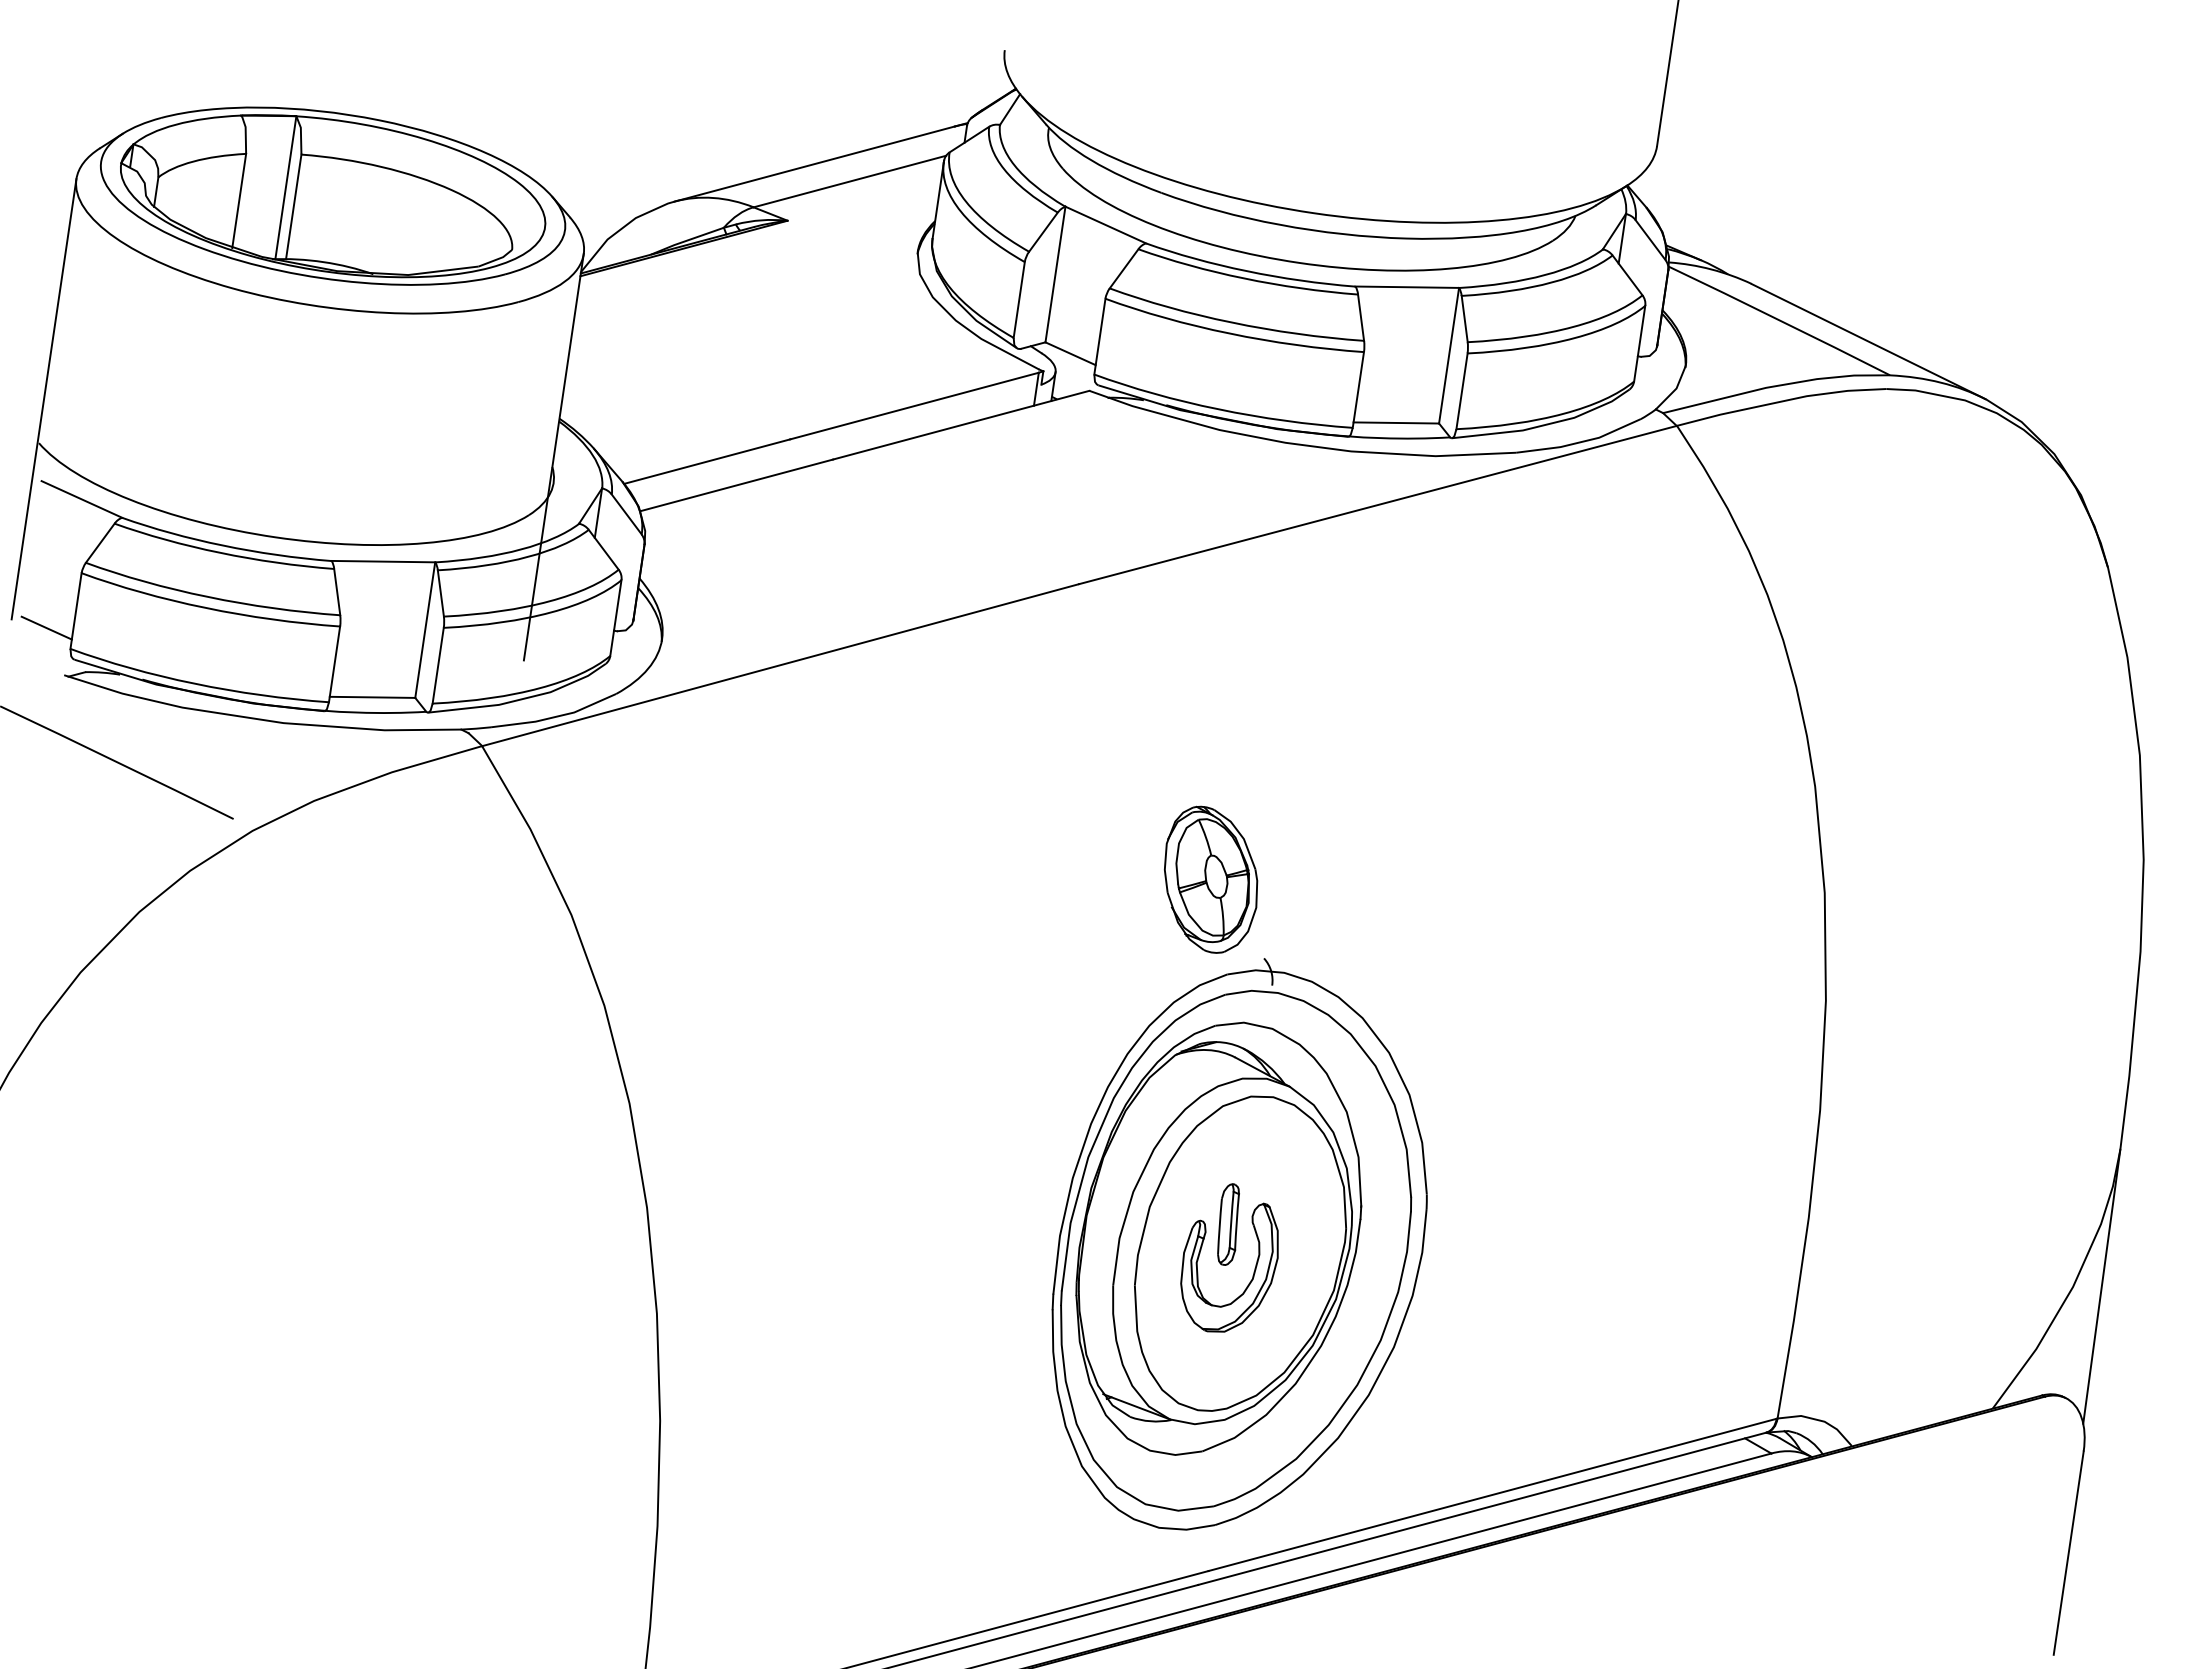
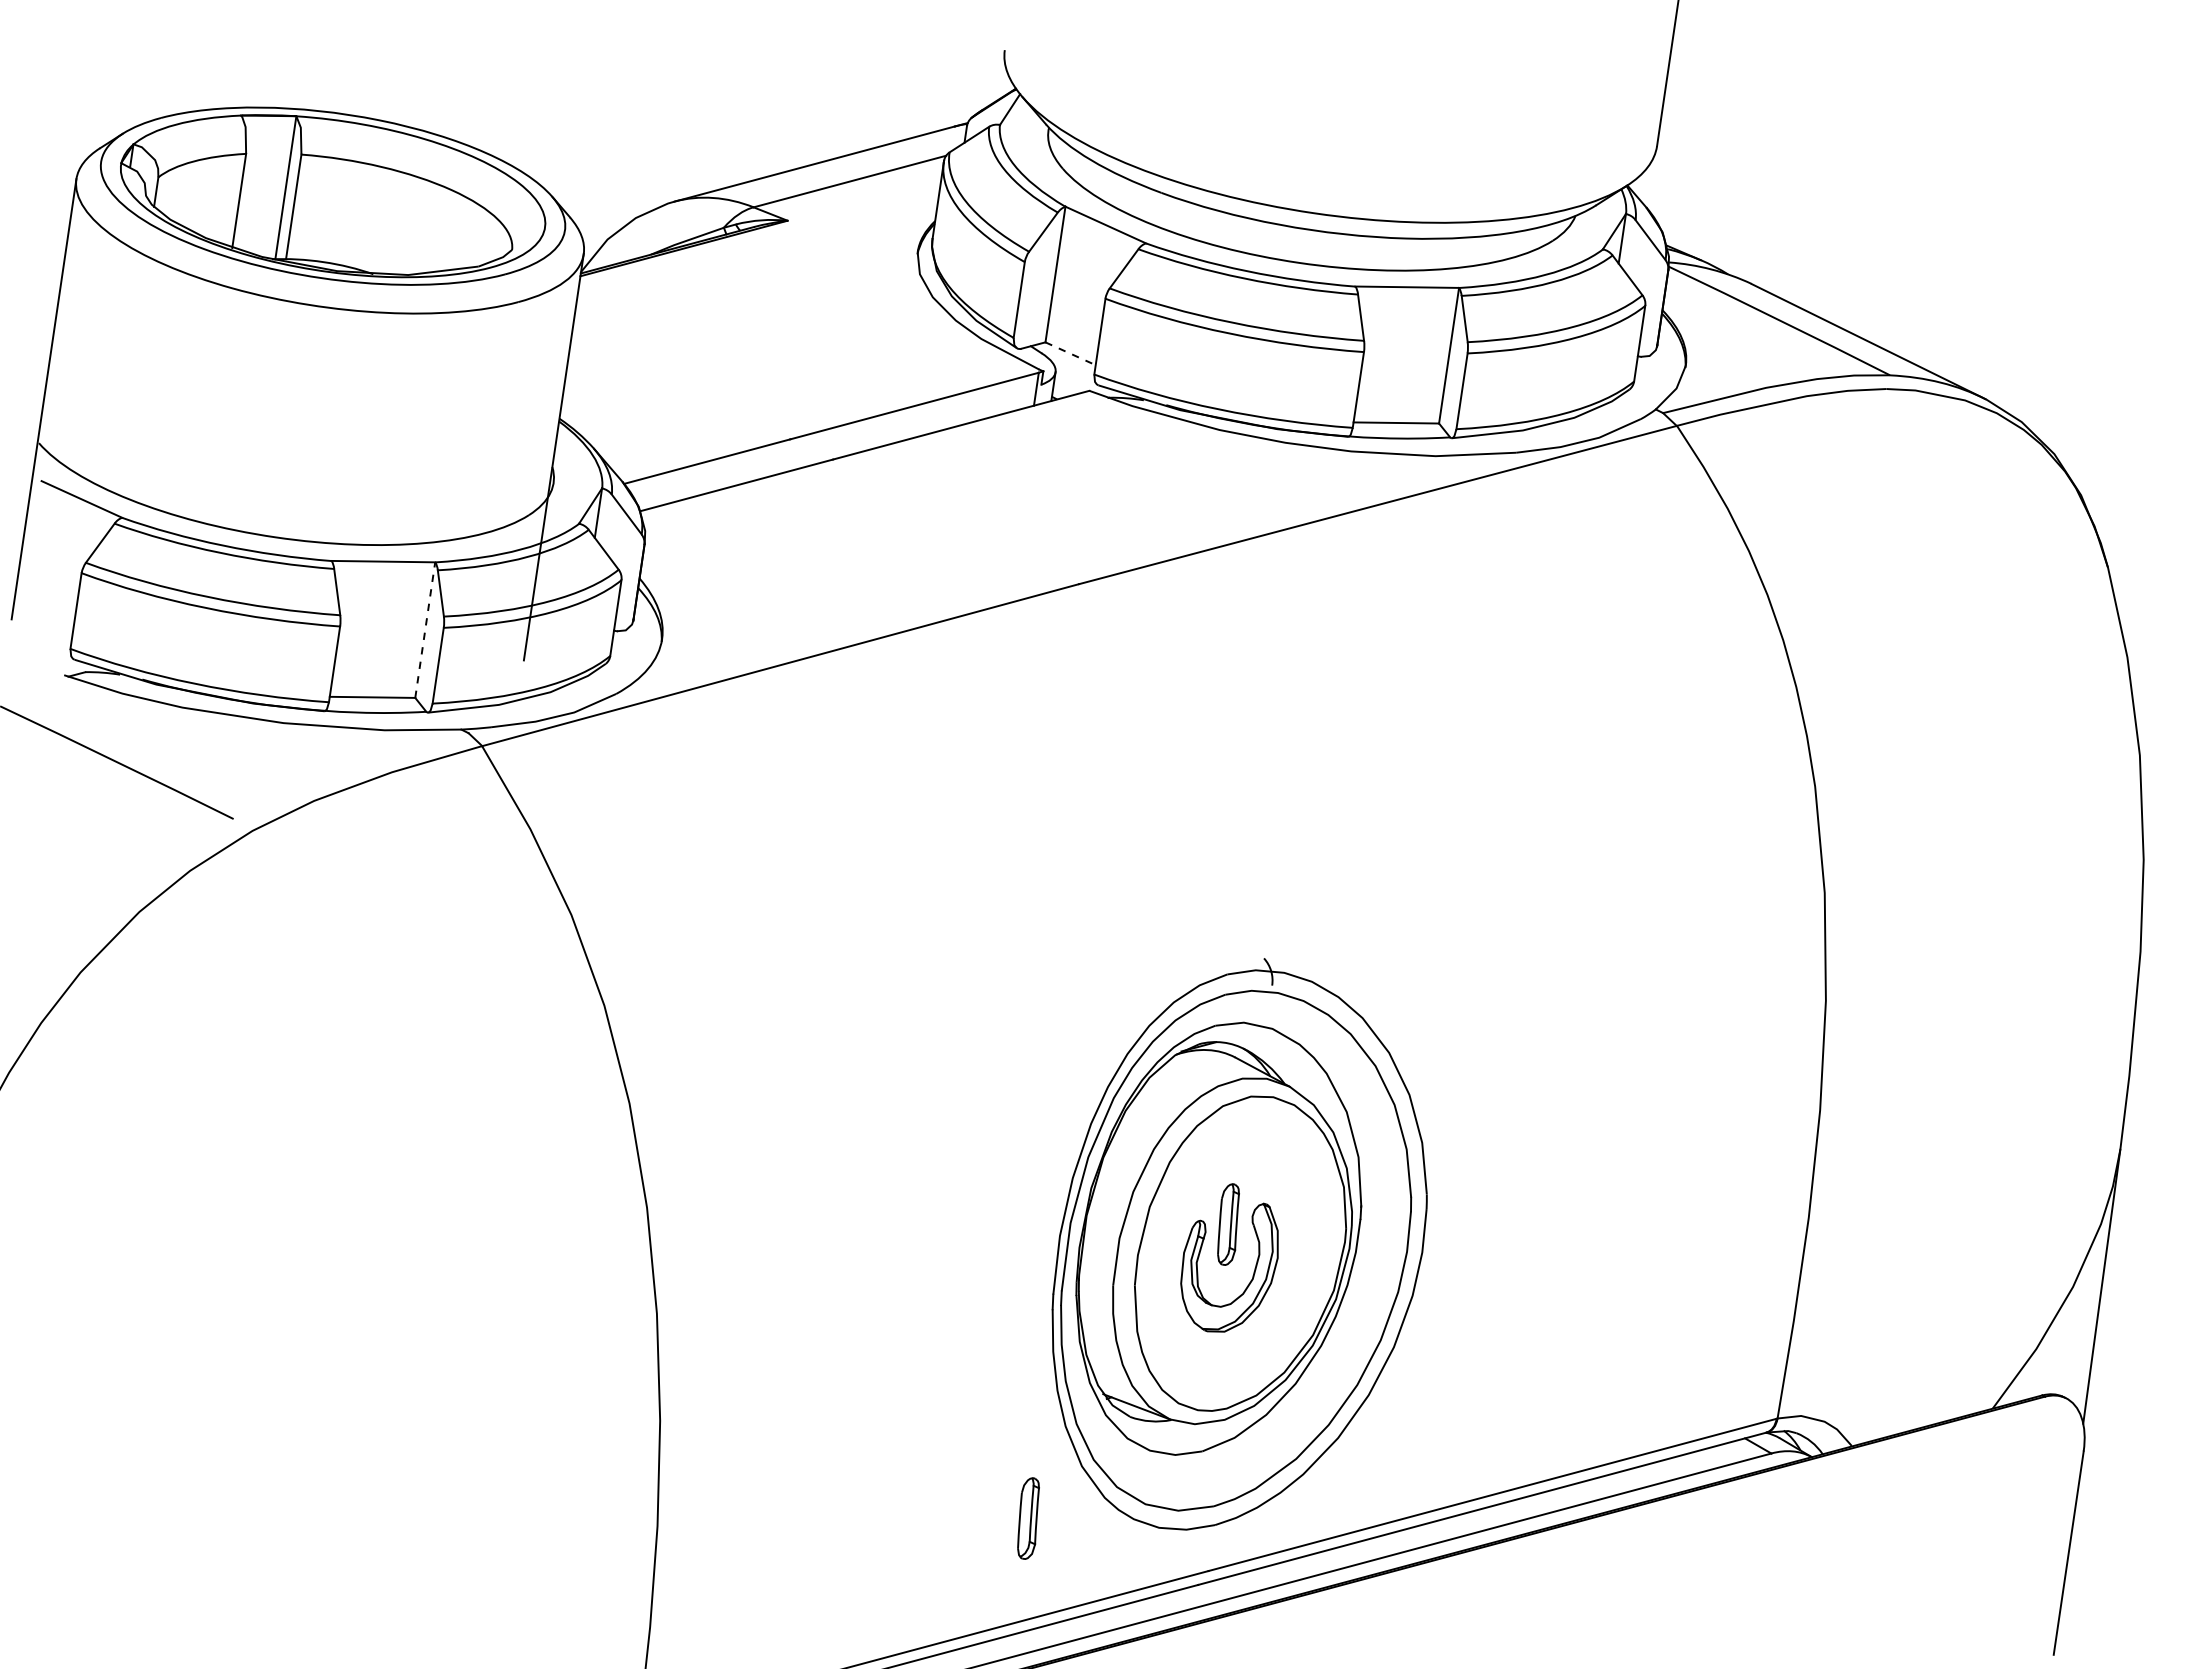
line: solid -> dashed (1070, 353)
line: present -> none (46, 627)
line: solid -> dashed (425, 630)
part: present -> none (1211, 879)
part: none -> present (1028, 1518)
